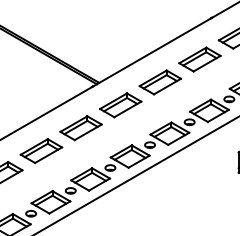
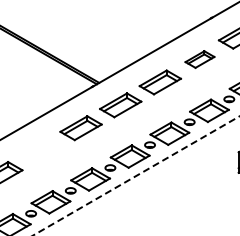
part size: 44x27 px -> 32x19 px (199, 59)
part: present -> none (41, 151)
line: solid -> dashed (136, 176)
